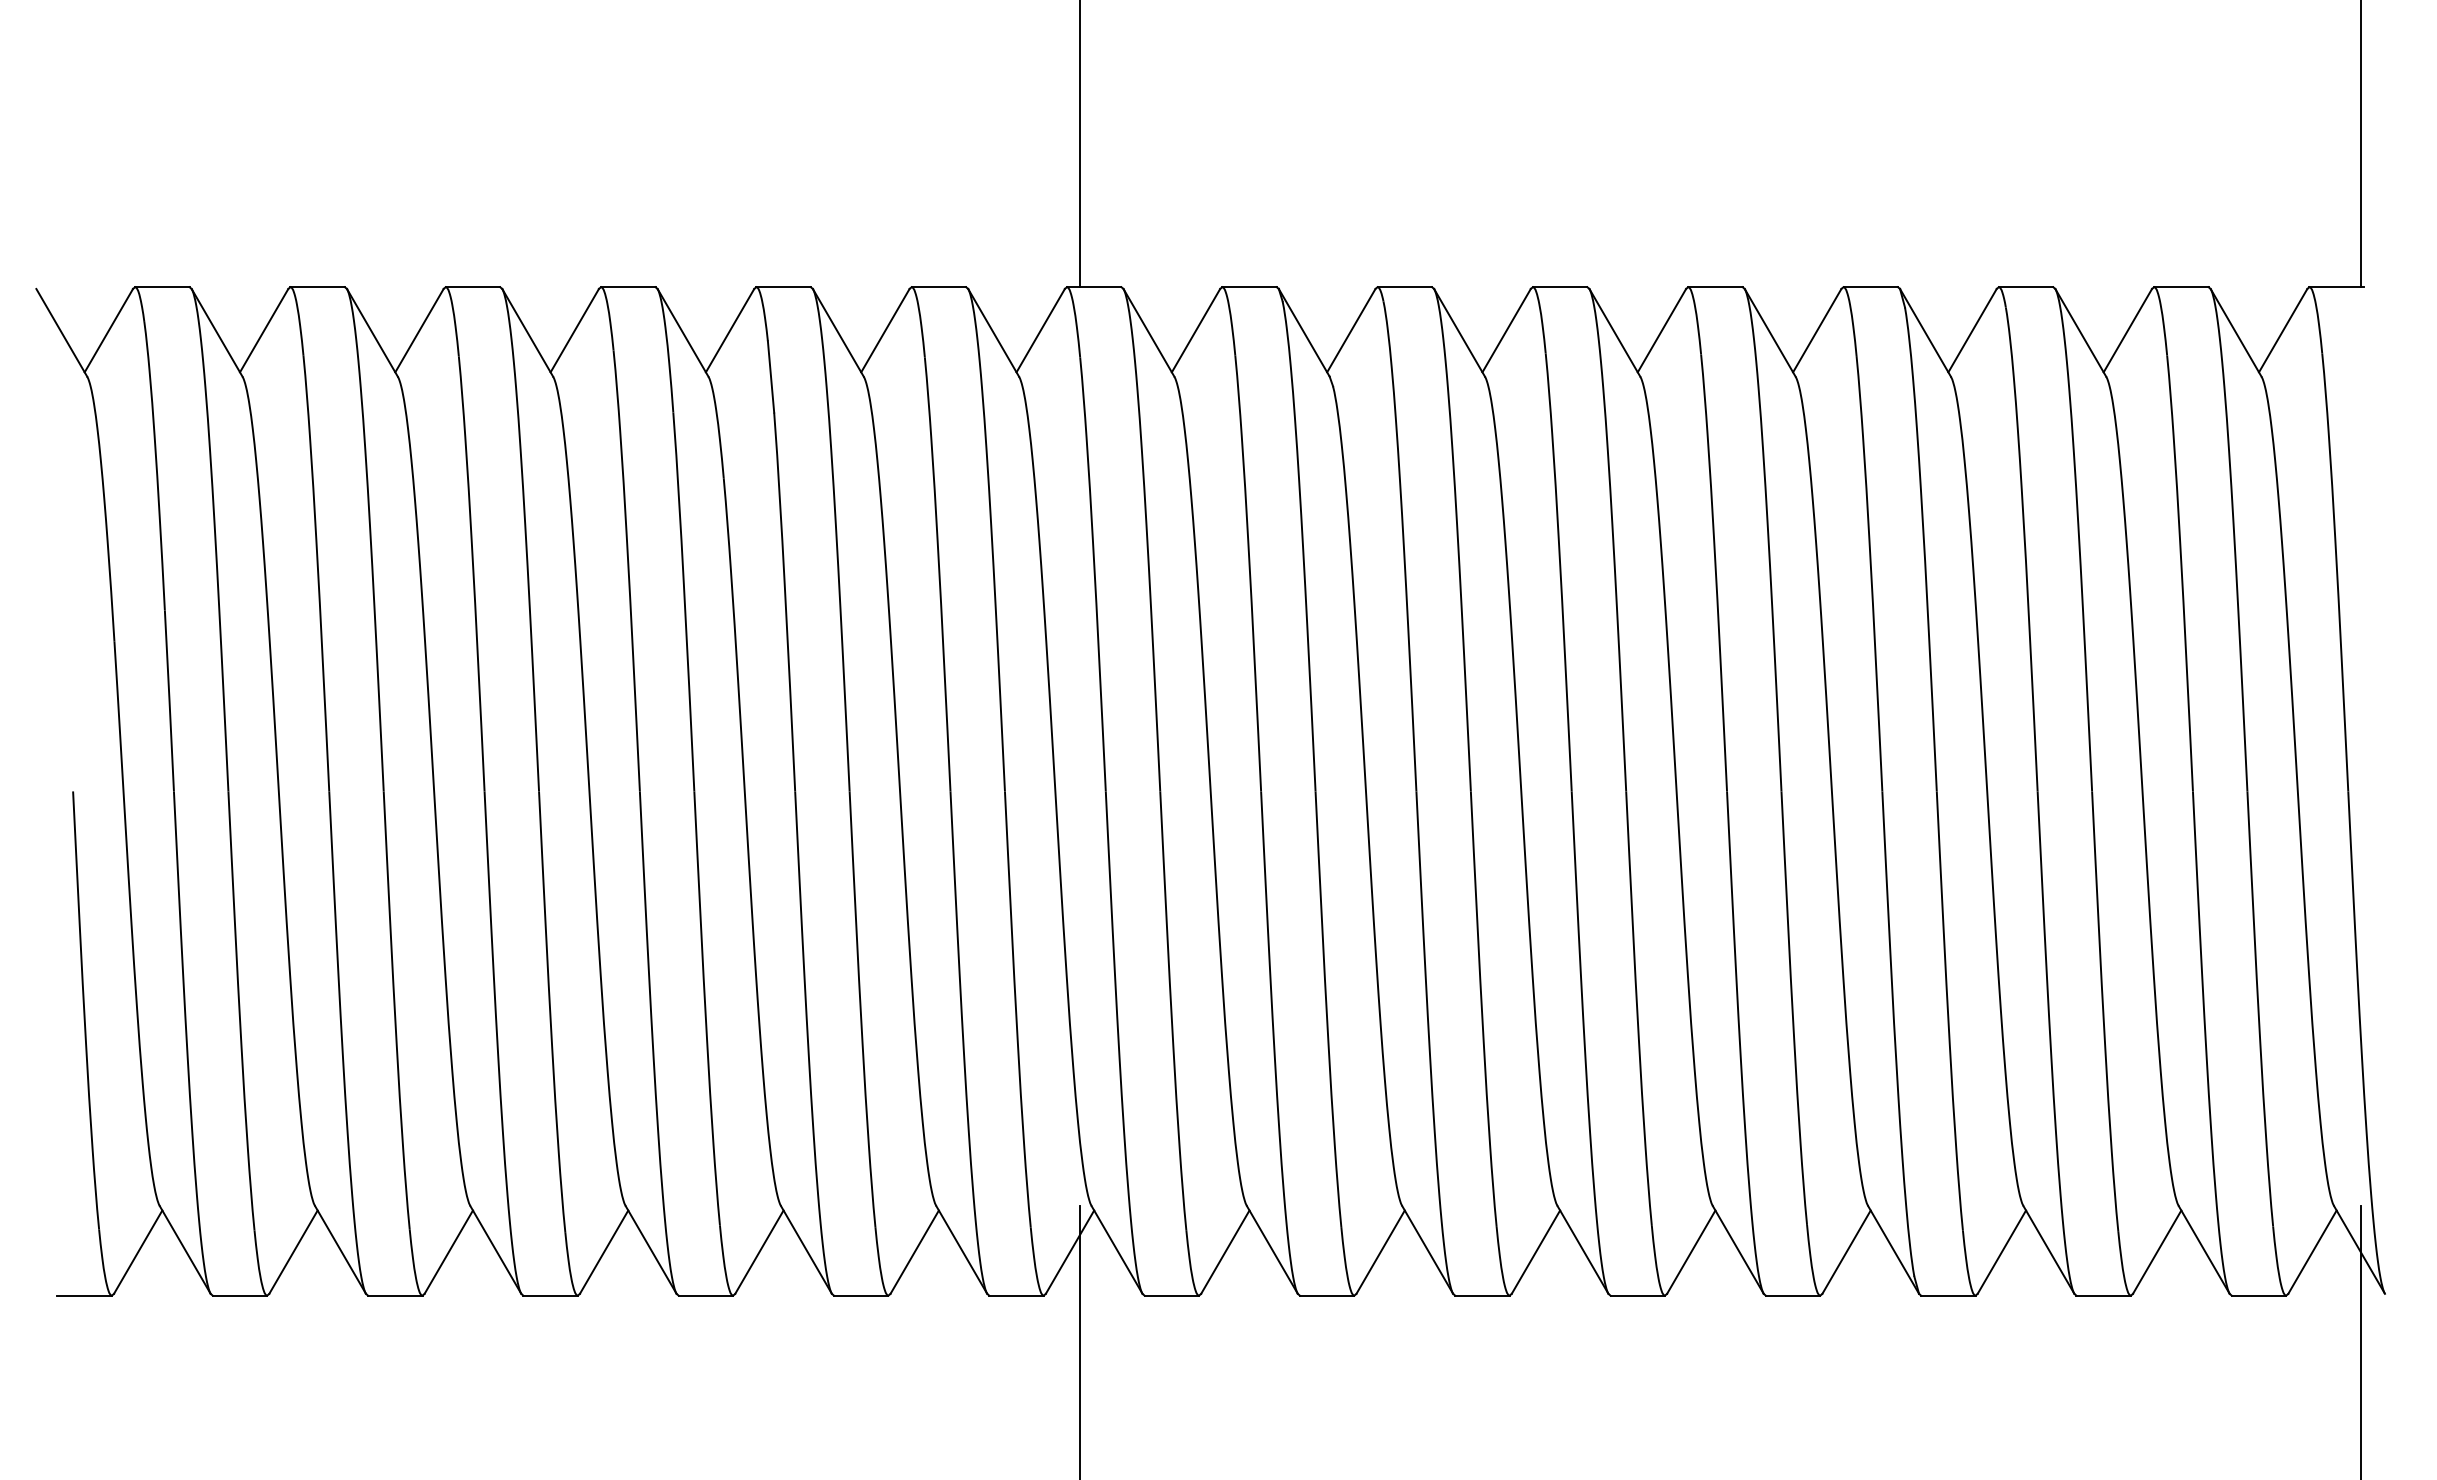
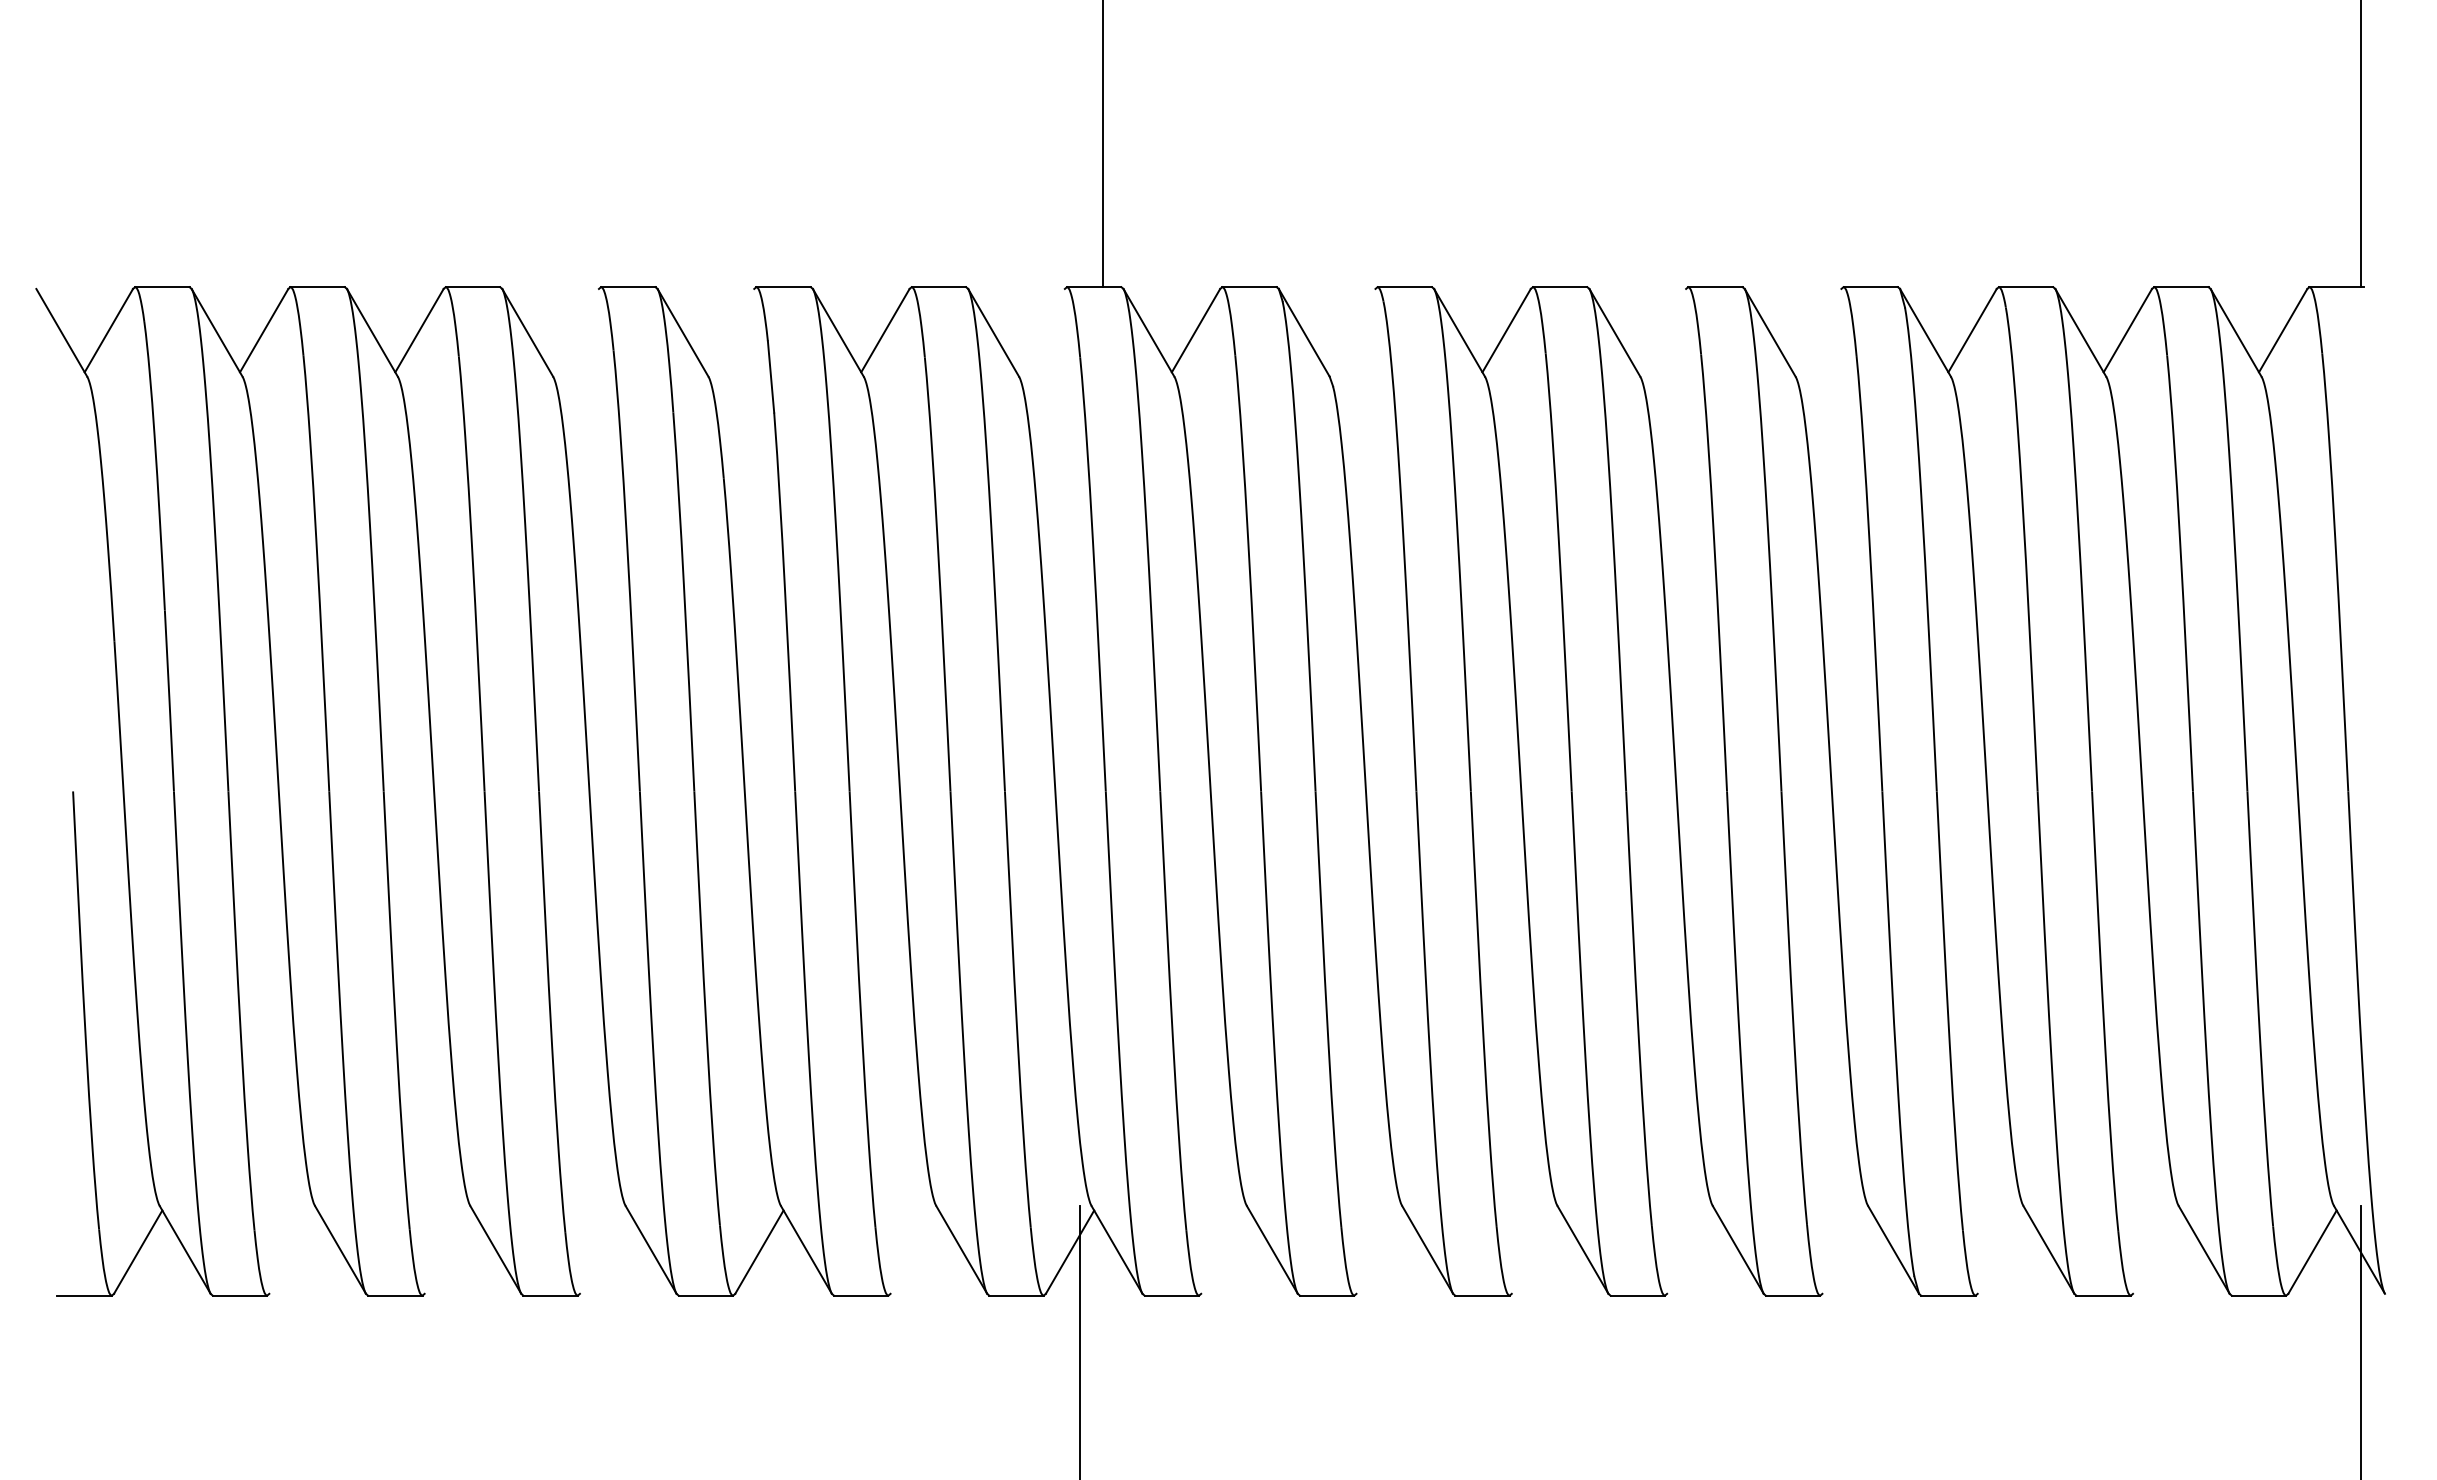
line position: (1080, 144) -> (1103, 144) (1103, 144)
line: present -> none (574, 330)
line: present -> none (729, 330)
line: present -> none (1040, 330)
line: present -> none (1351, 330)
line: present -> none (1661, 330)
line: present -> none (1817, 330)
line: present -> none (293, 1251)
line: present -> none (448, 1251)
line: present -> none (603, 1251)
line: present -> none (914, 1251)
line: present -> none (1225, 1251)
line: present -> none (1380, 1251)
line: present -> none (1535, 1251)
line: present -> none (1691, 1251)
line: present -> none (1846, 1251)
line: present -> none (2001, 1251)
line: present -> none (2157, 1251)
